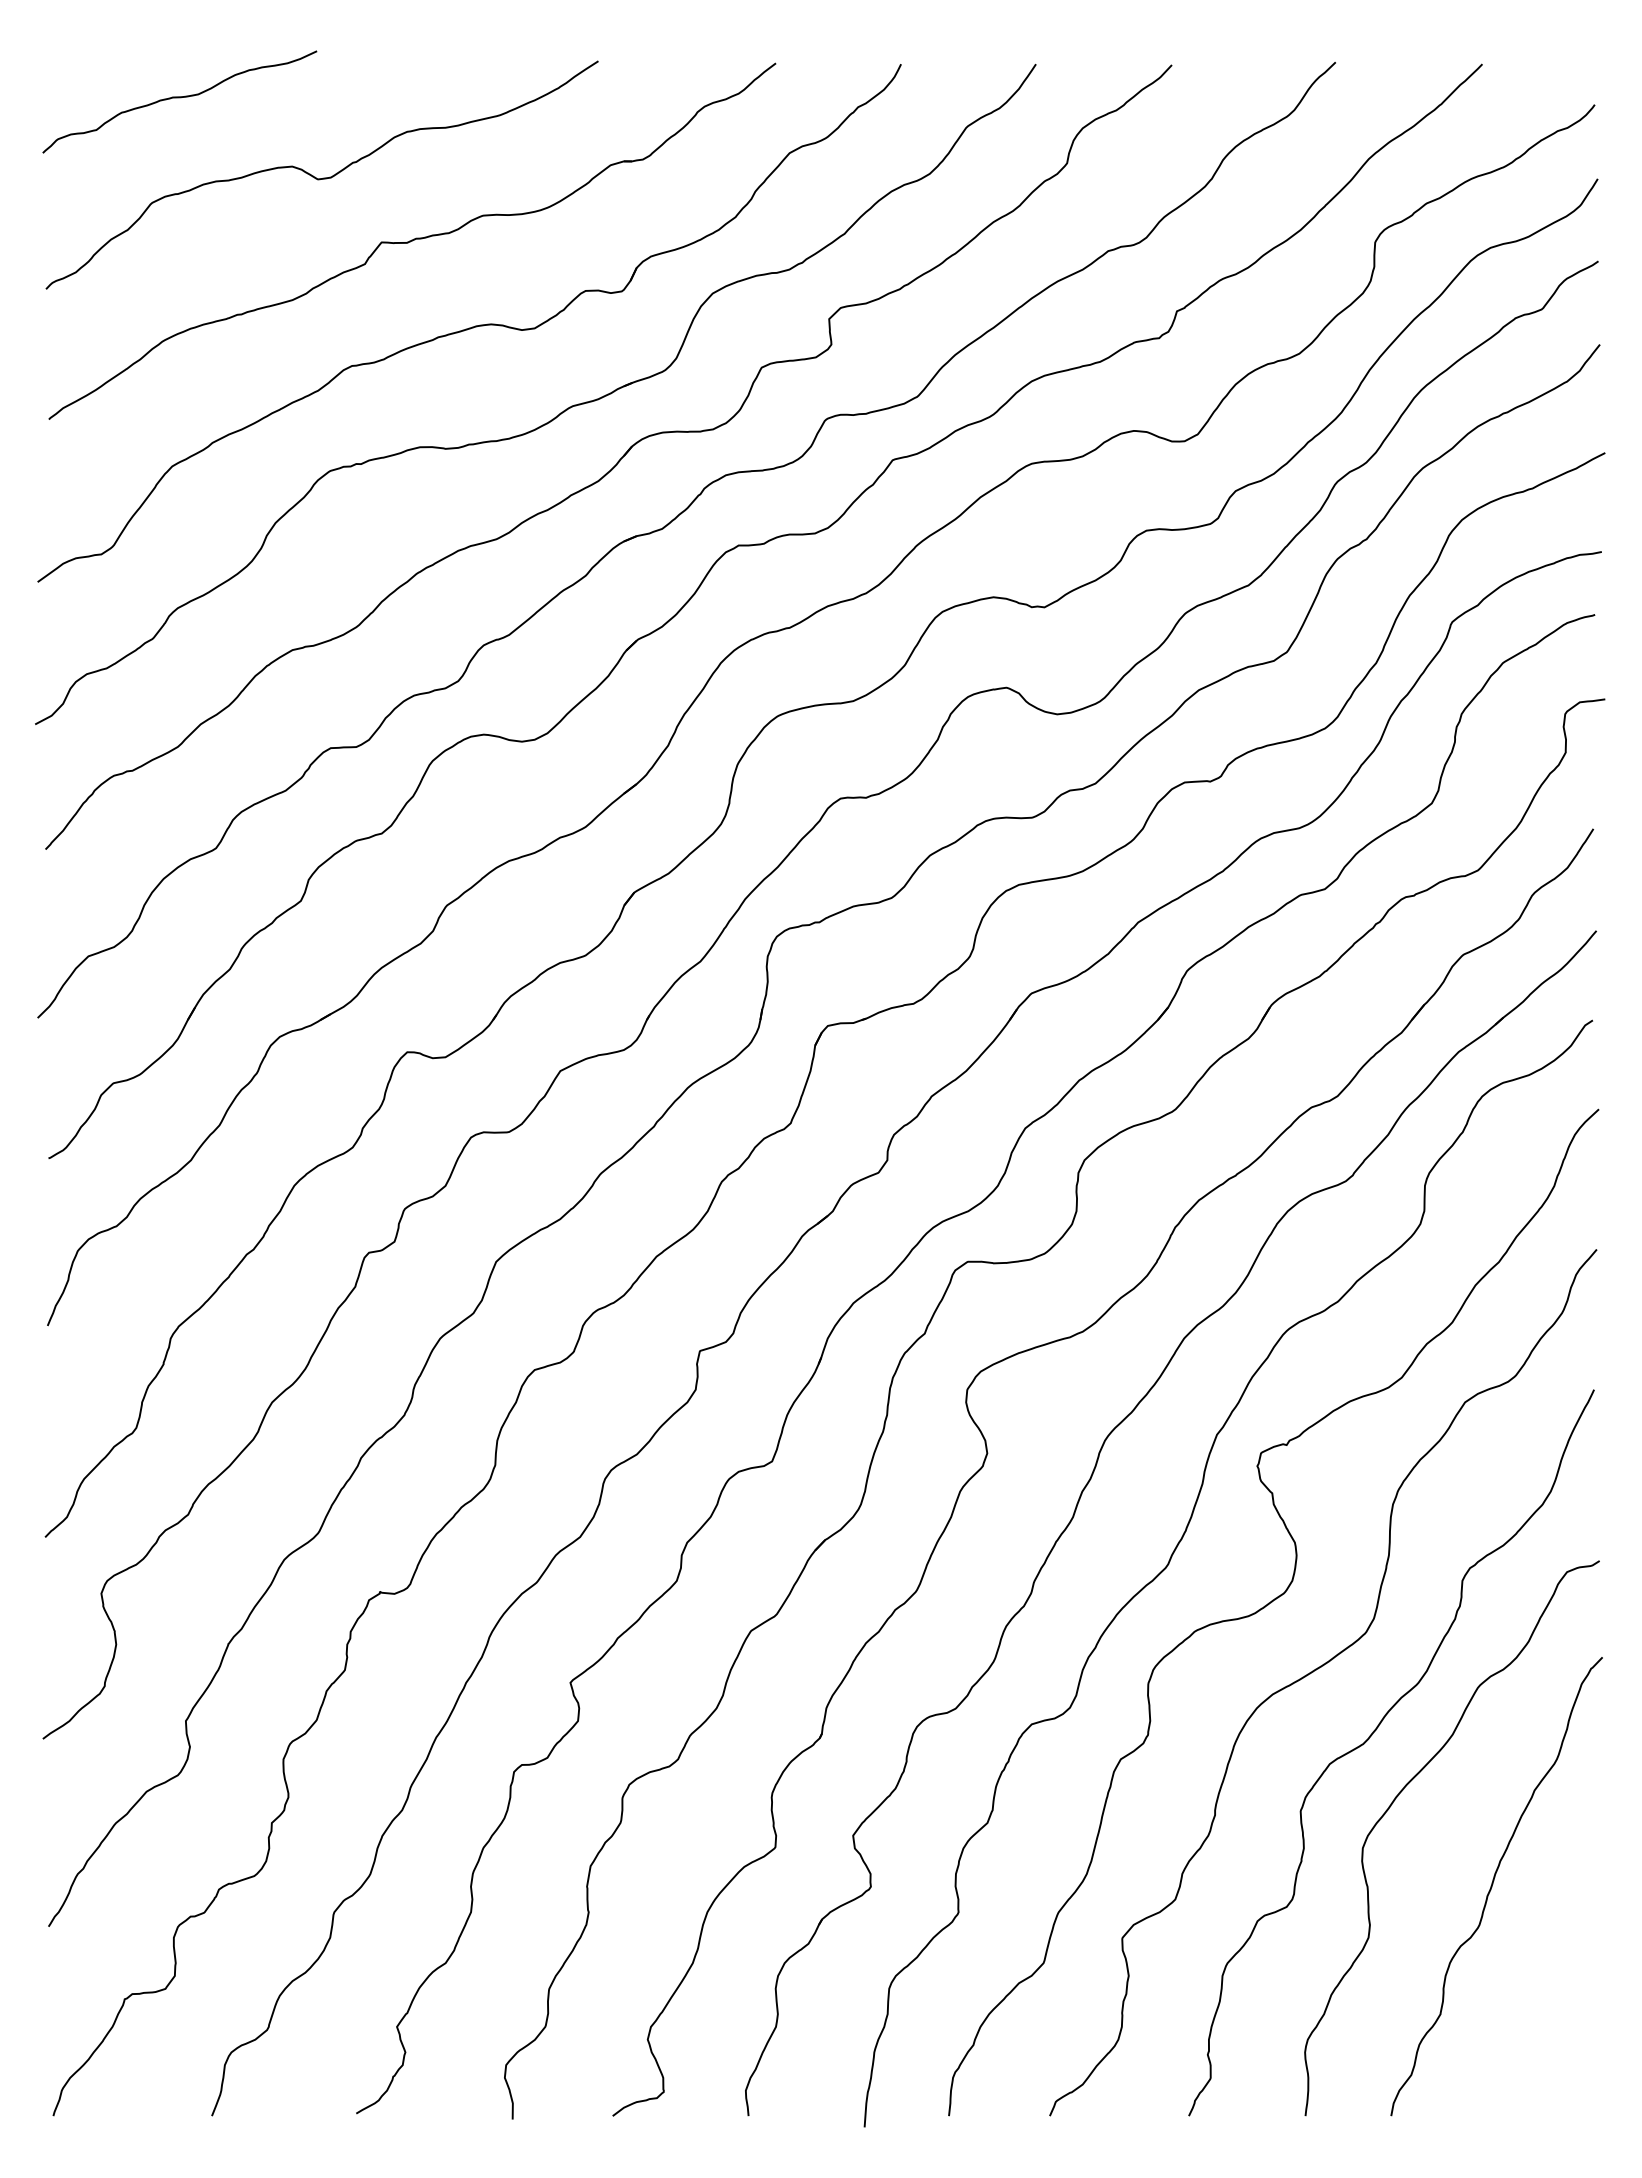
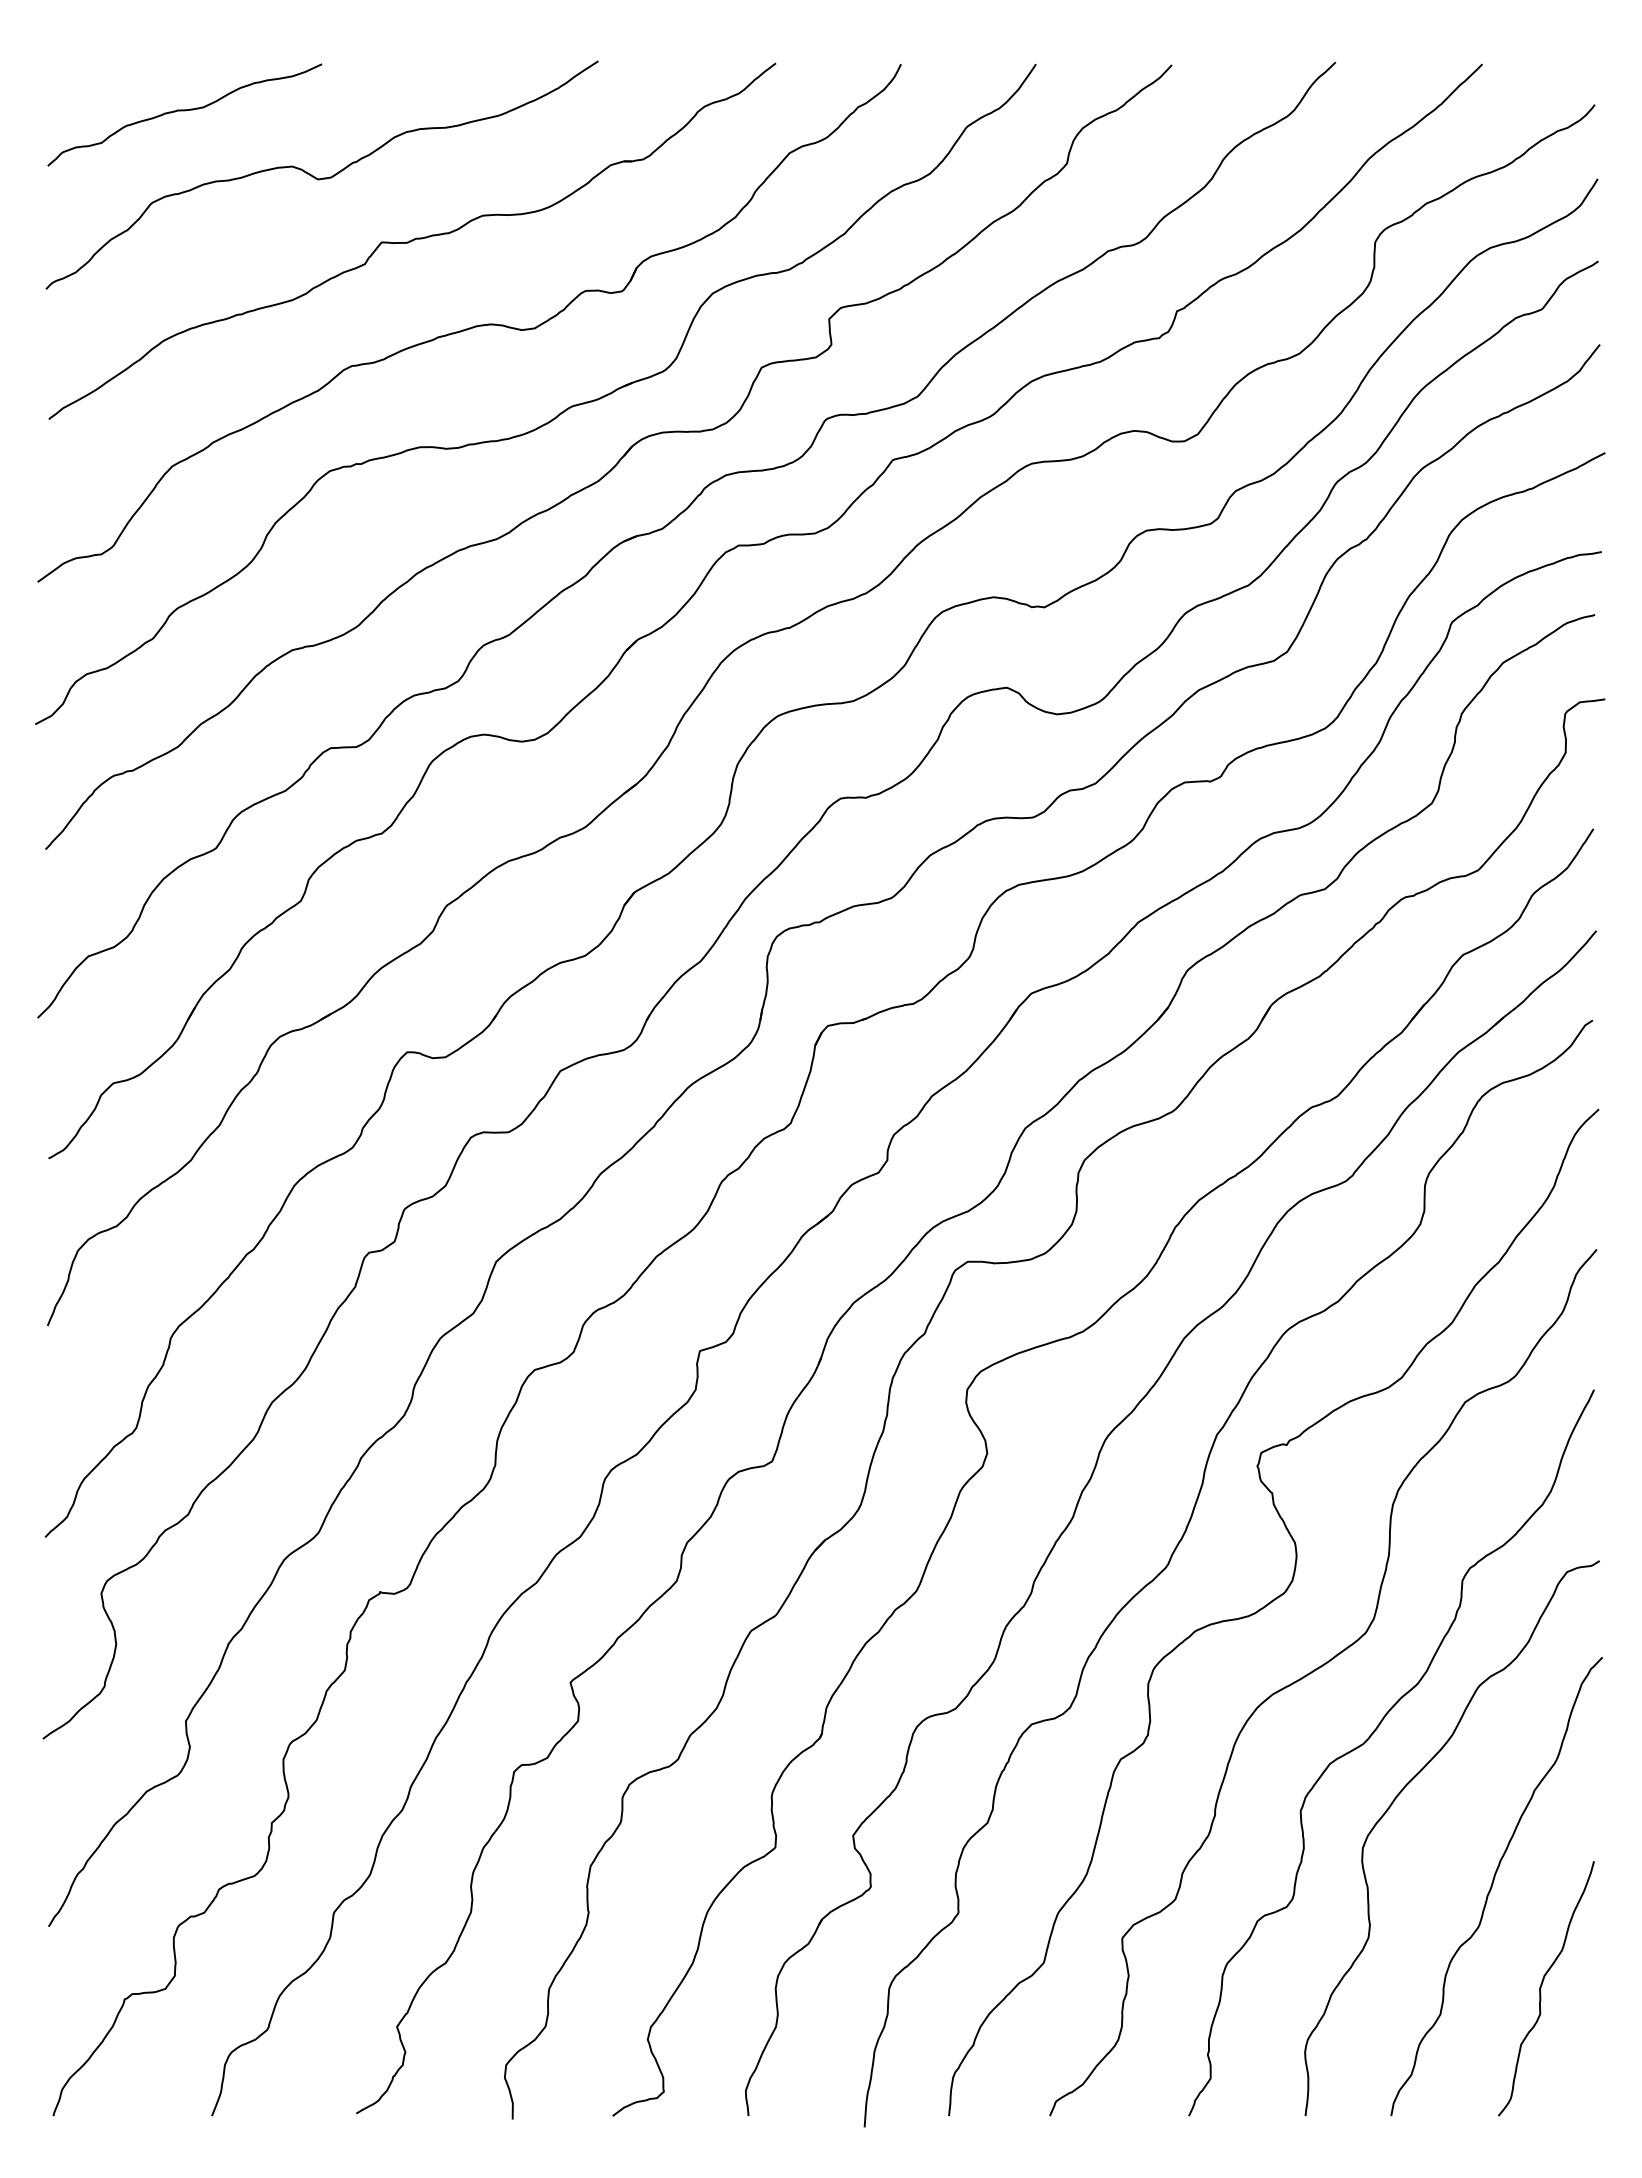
curve position: (179, 98) -> (184, 111) (184, 111)
curve: none -> present (1541, 1988)
